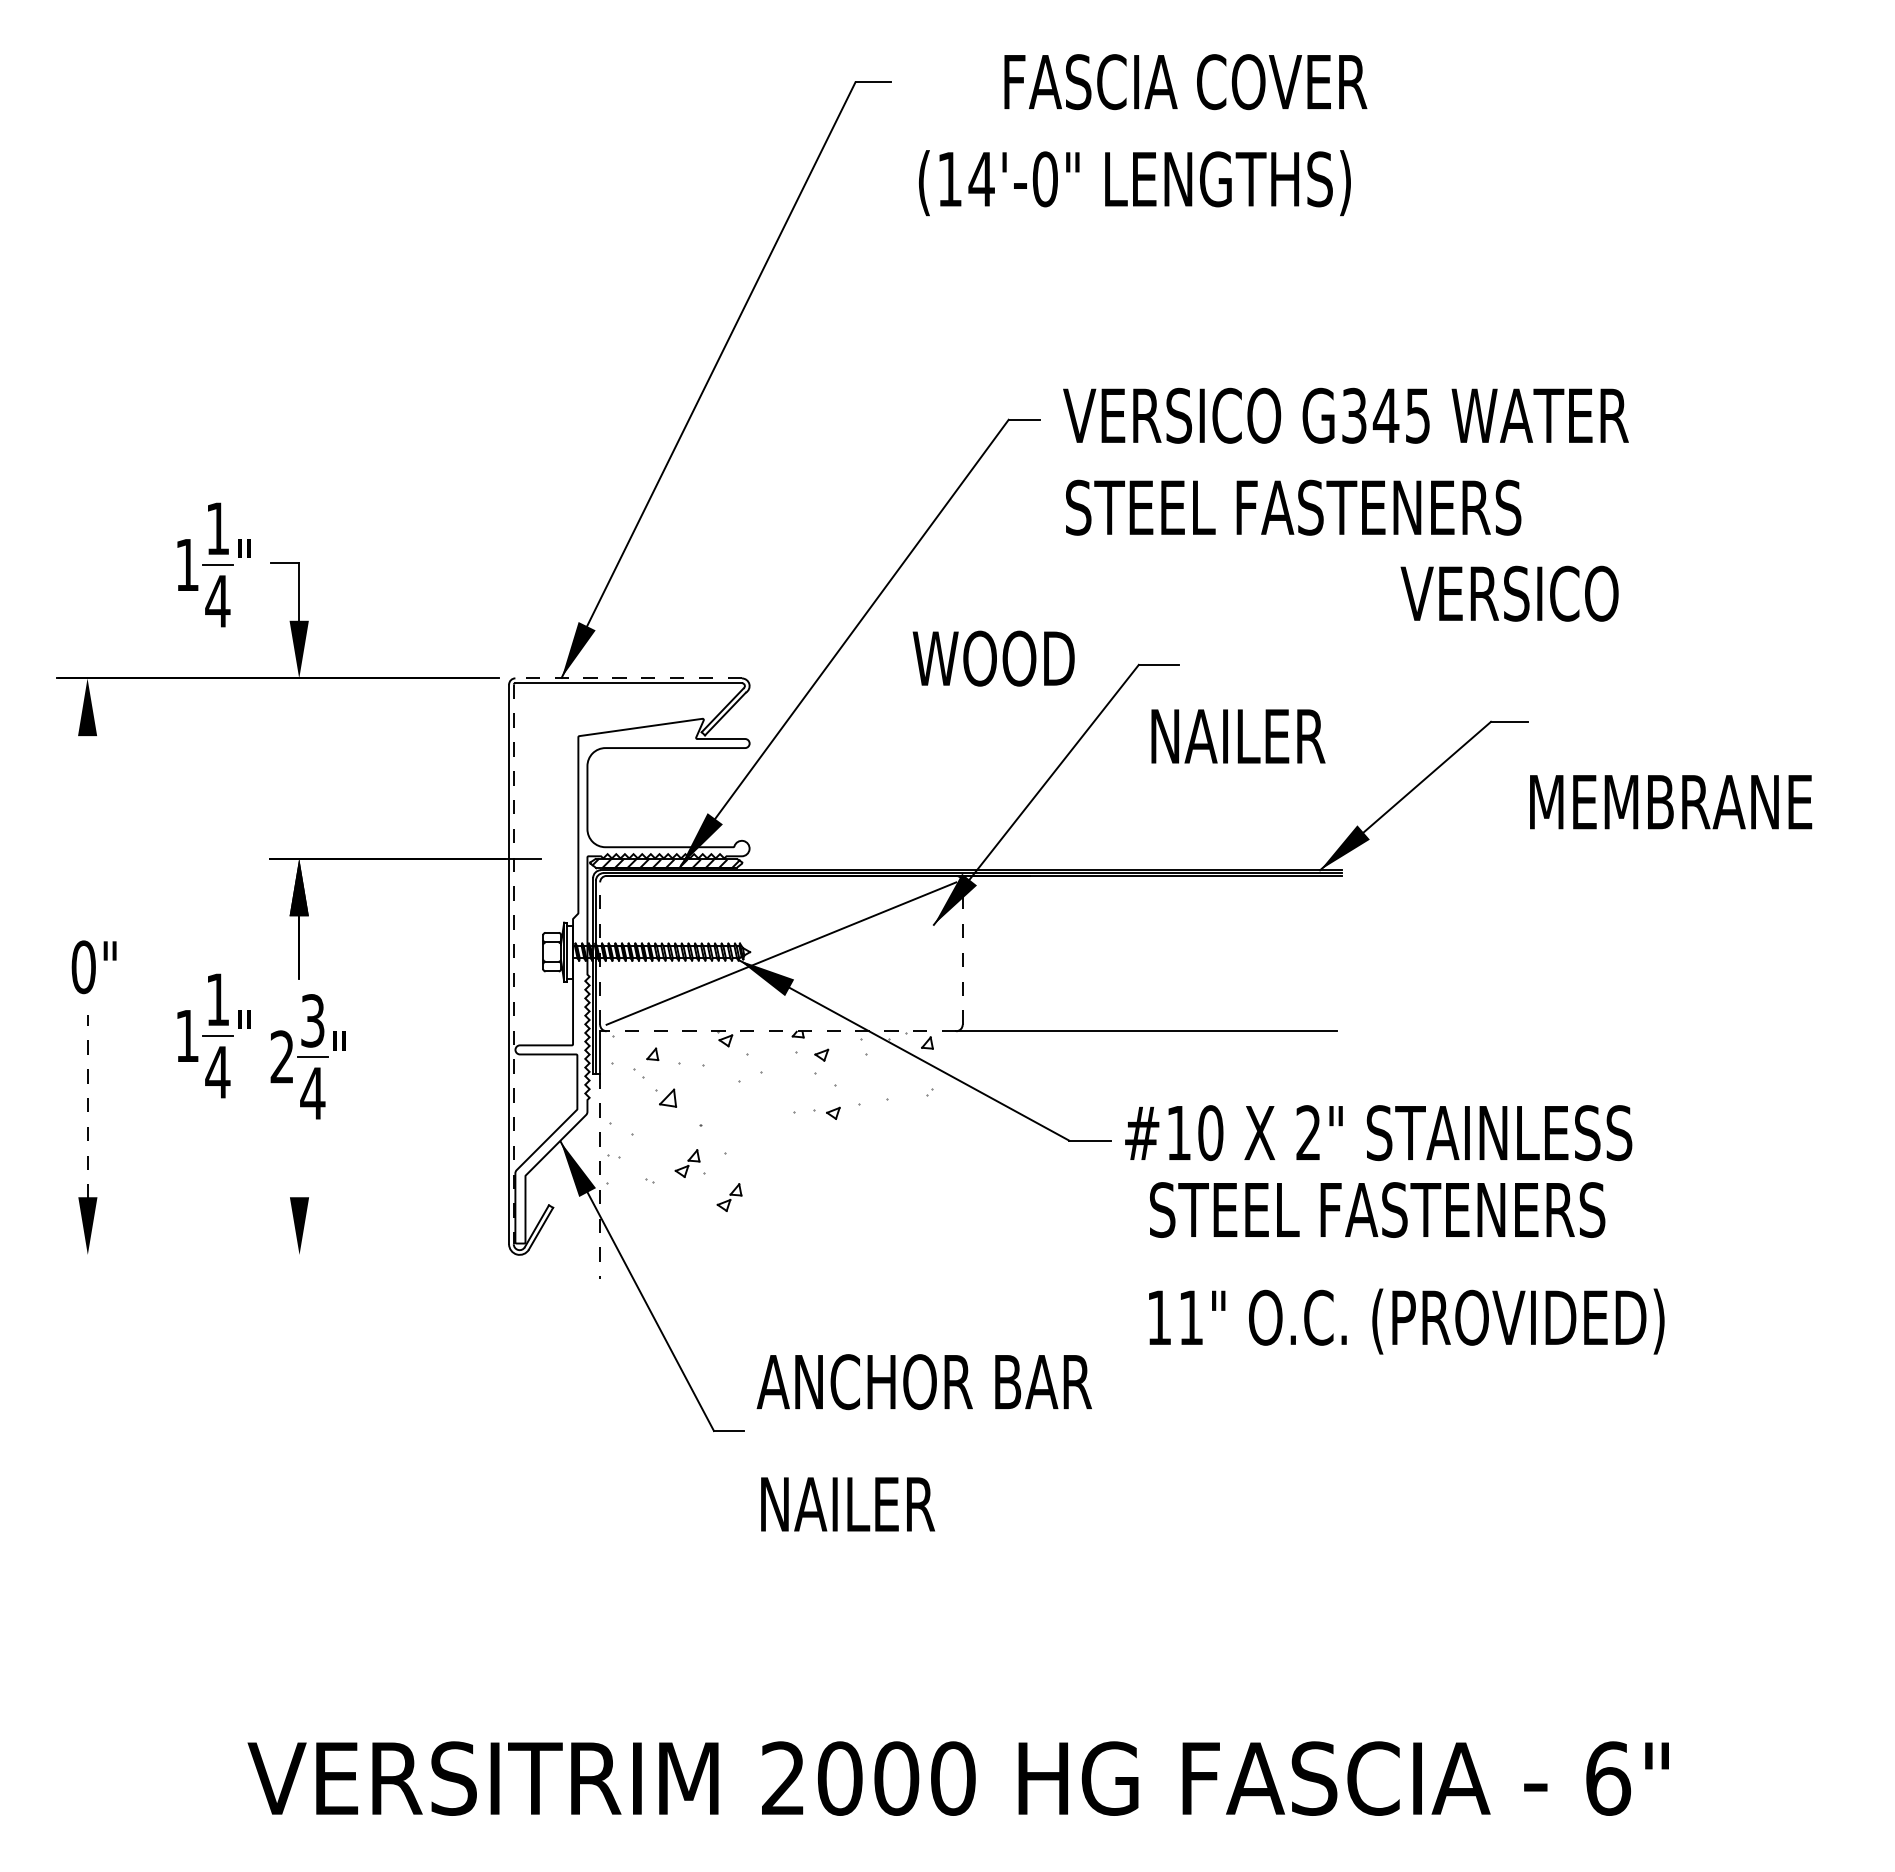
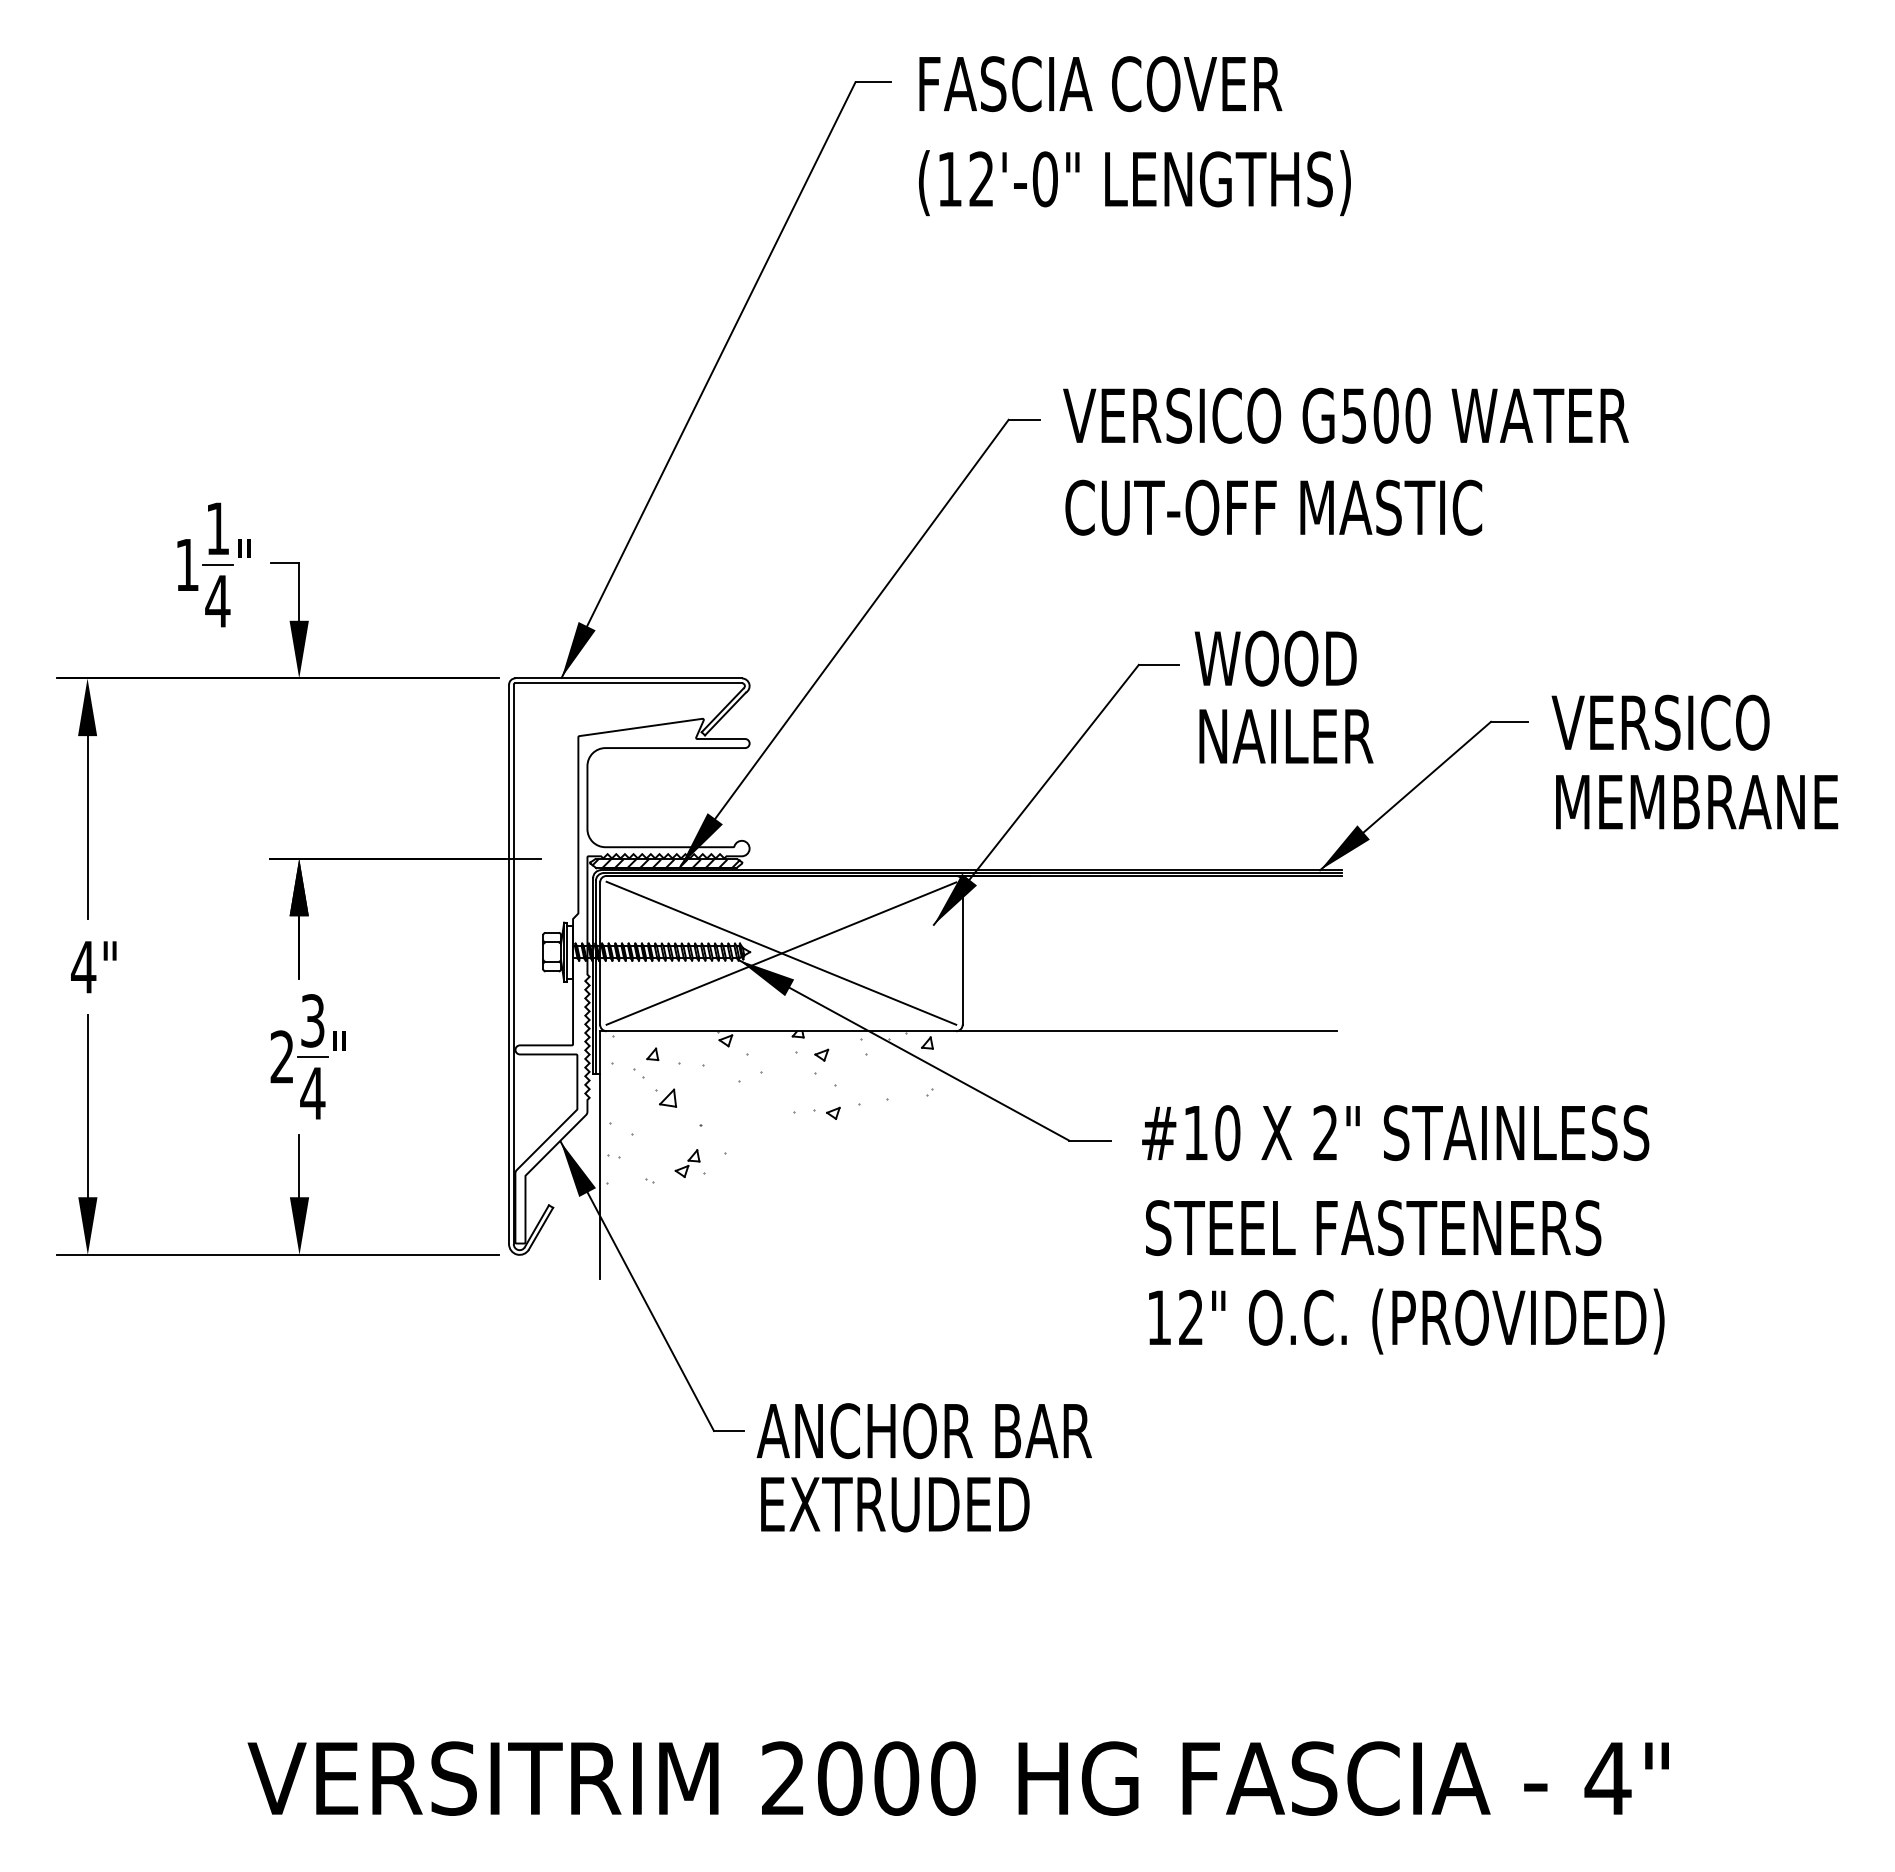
text position: (1185, 82) -> (1100, 84) (1100, 84)
text: (14'-0" -> (12'-0" (981, 178)
text: G345 -> G500 (1386, 415)
text: STEEL FASTENERS -> CUT-OFF MASTIC (1293, 507)
text position: (1509, 593) -> (1660, 722) (1660, 722)
text position: (993, 658) -> (1275, 658) (1275, 658)
line: dashed -> solid (628, 678)
text position: (1238, 736) -> (1286, 736) (1286, 736)
text position: (1671, 802) -> (1697, 802) (1697, 802)
line: none -> present (87, 827)
line: none -> present (781, 952)
line: dashed -> solid (600, 953)
line: dashed -> solid (962, 953)
line: dashed -> solid (513, 964)
text: 0" -> 4" (83, 967)
line: dashed -> solid (777, 1031)
part: present -> none (213, 1035)
line: dashed -> solid (87, 1107)
text position: (1378, 1133) -> (1395, 1133) (1395, 1133)
line: none -> present (299, 1166)
line: dashed -> solid (600, 1177)
part: present -> none (729, 1197)
text position: (1377, 1209) -> (1373, 1227) (1373, 1227)
line: none -> present (277, 1254)
text: 11" -> 12" (1190, 1316)
text position: (923, 1382) -> (923, 1431) (923, 1431)
text: NAILER -> EXTRUDED (897, 1504)
text: 6" -> 4" (1607, 1778)
